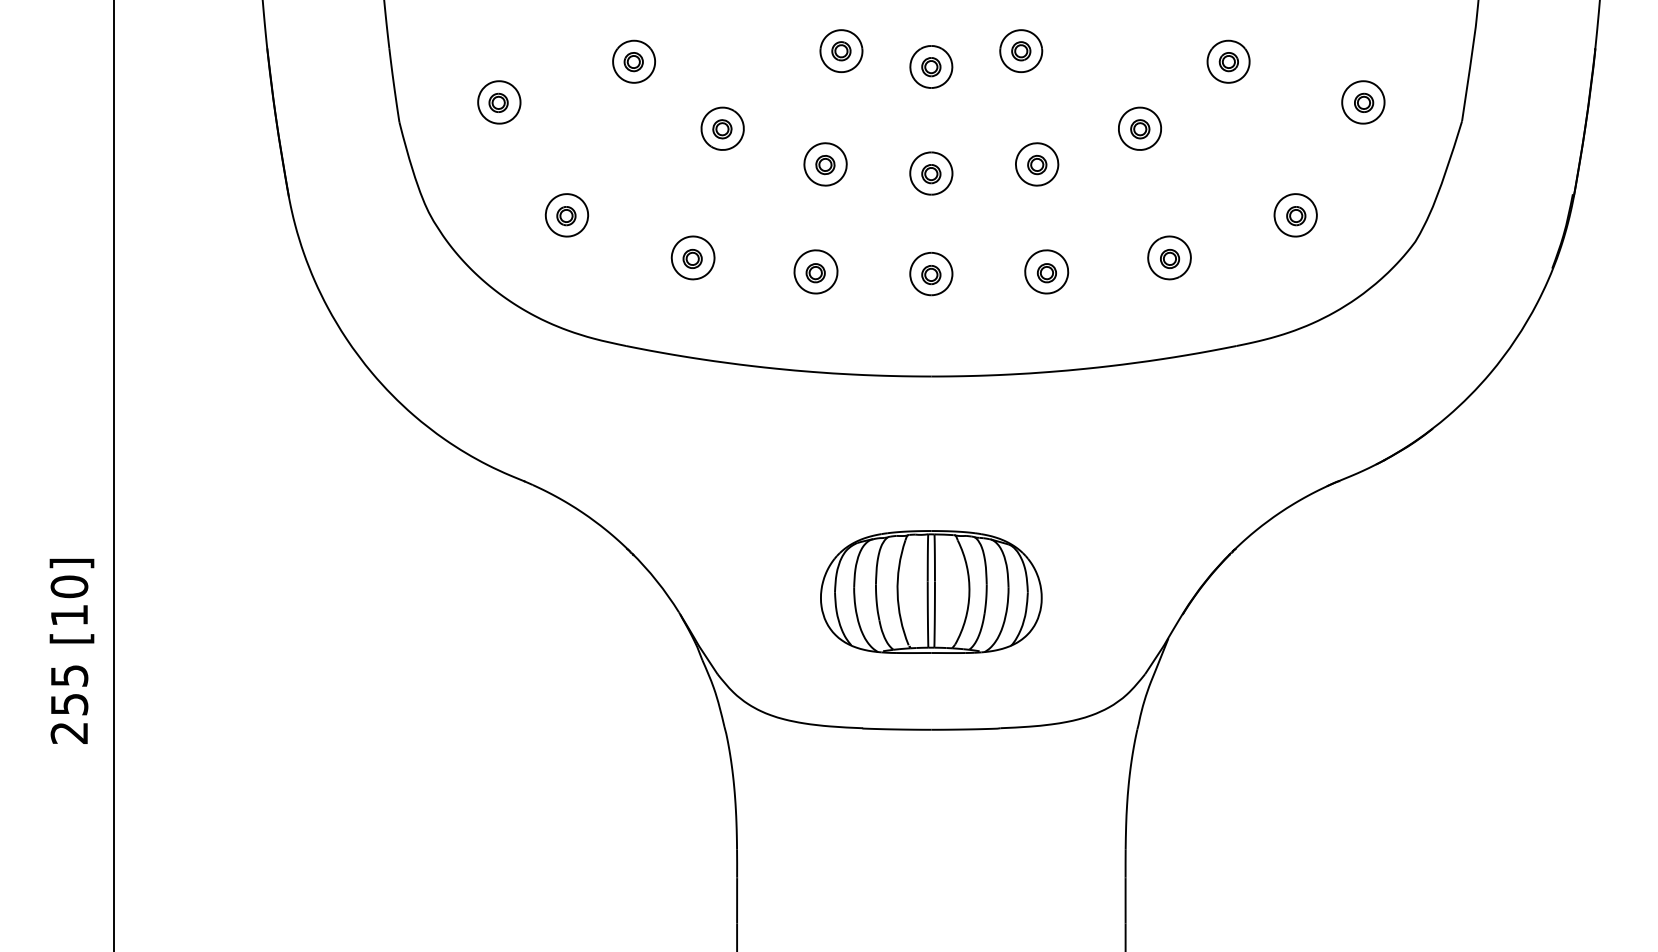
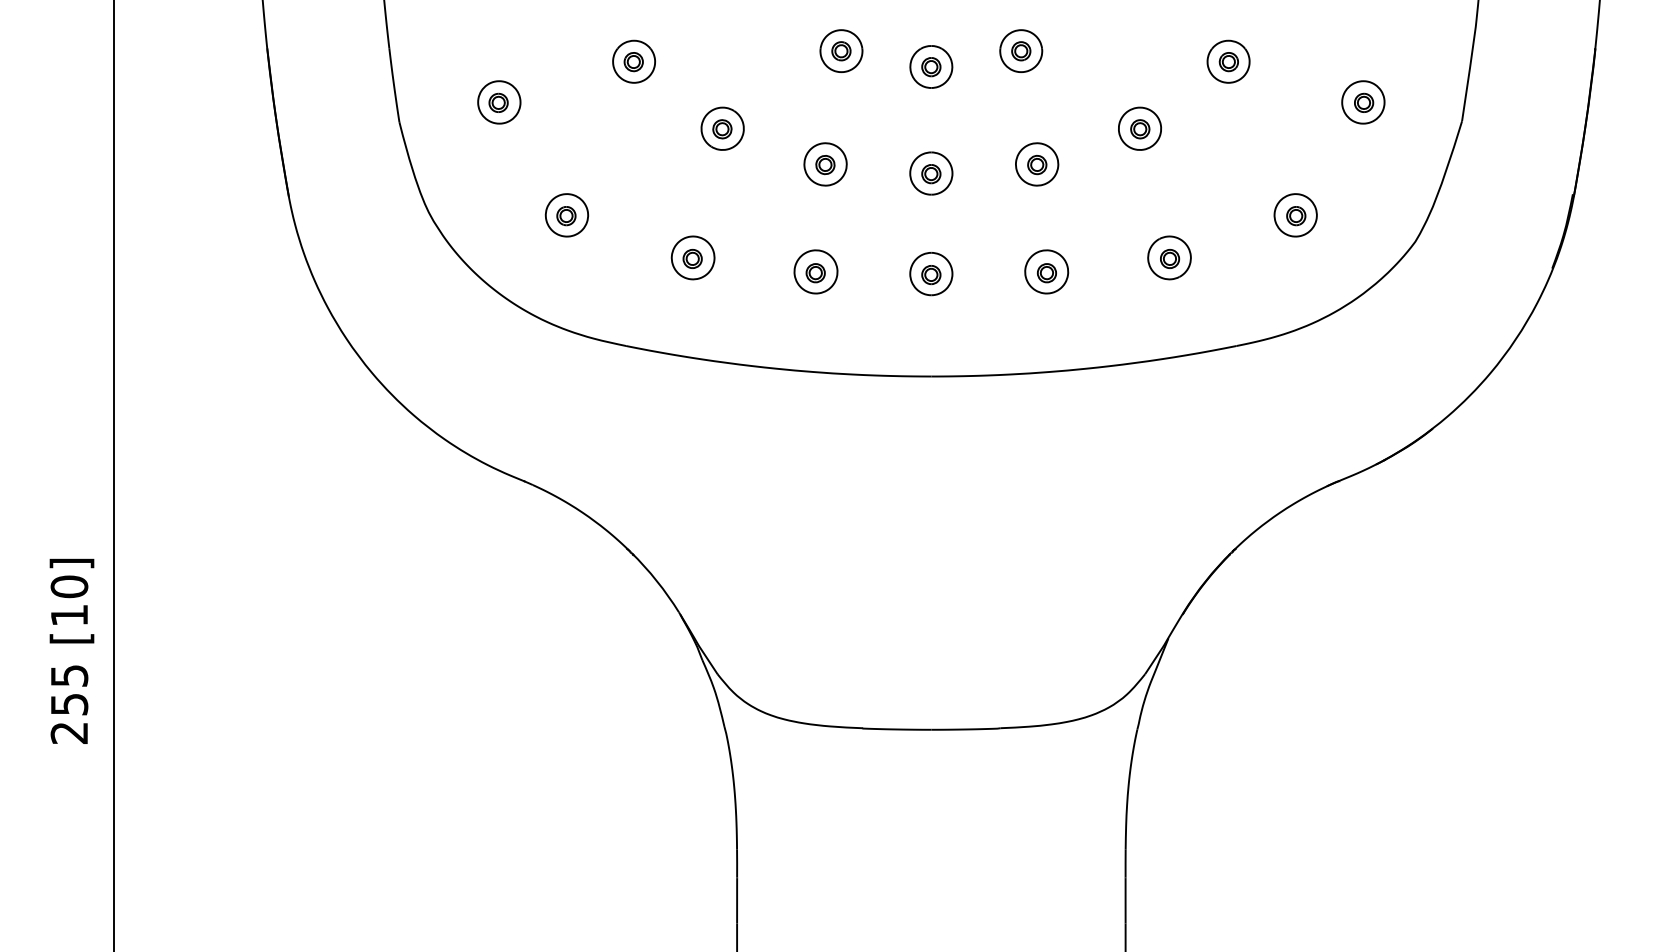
part: present -> none (931, 591)
